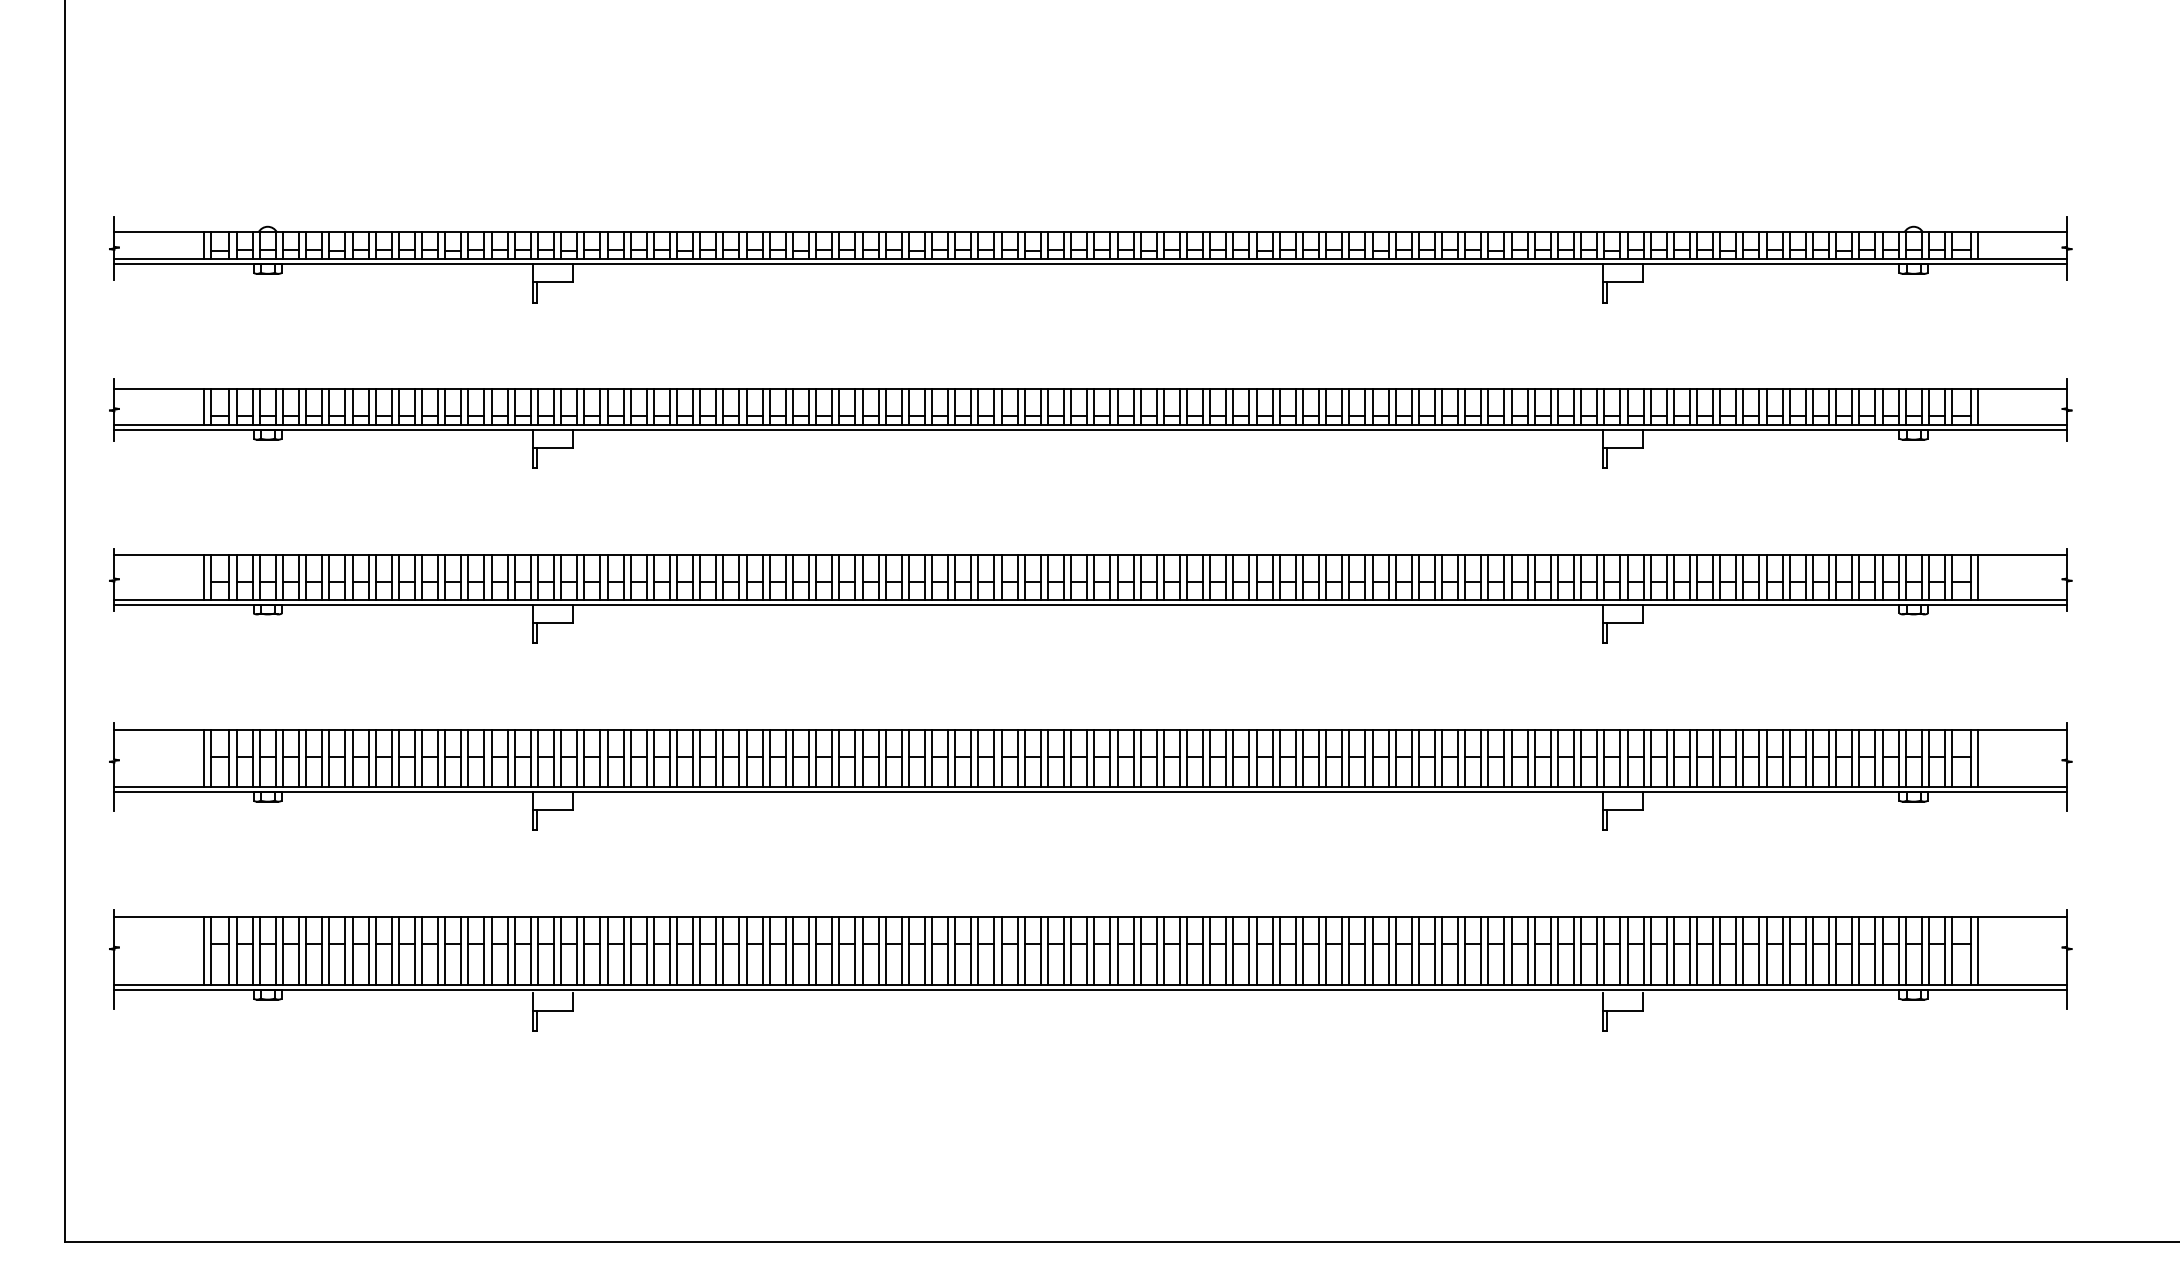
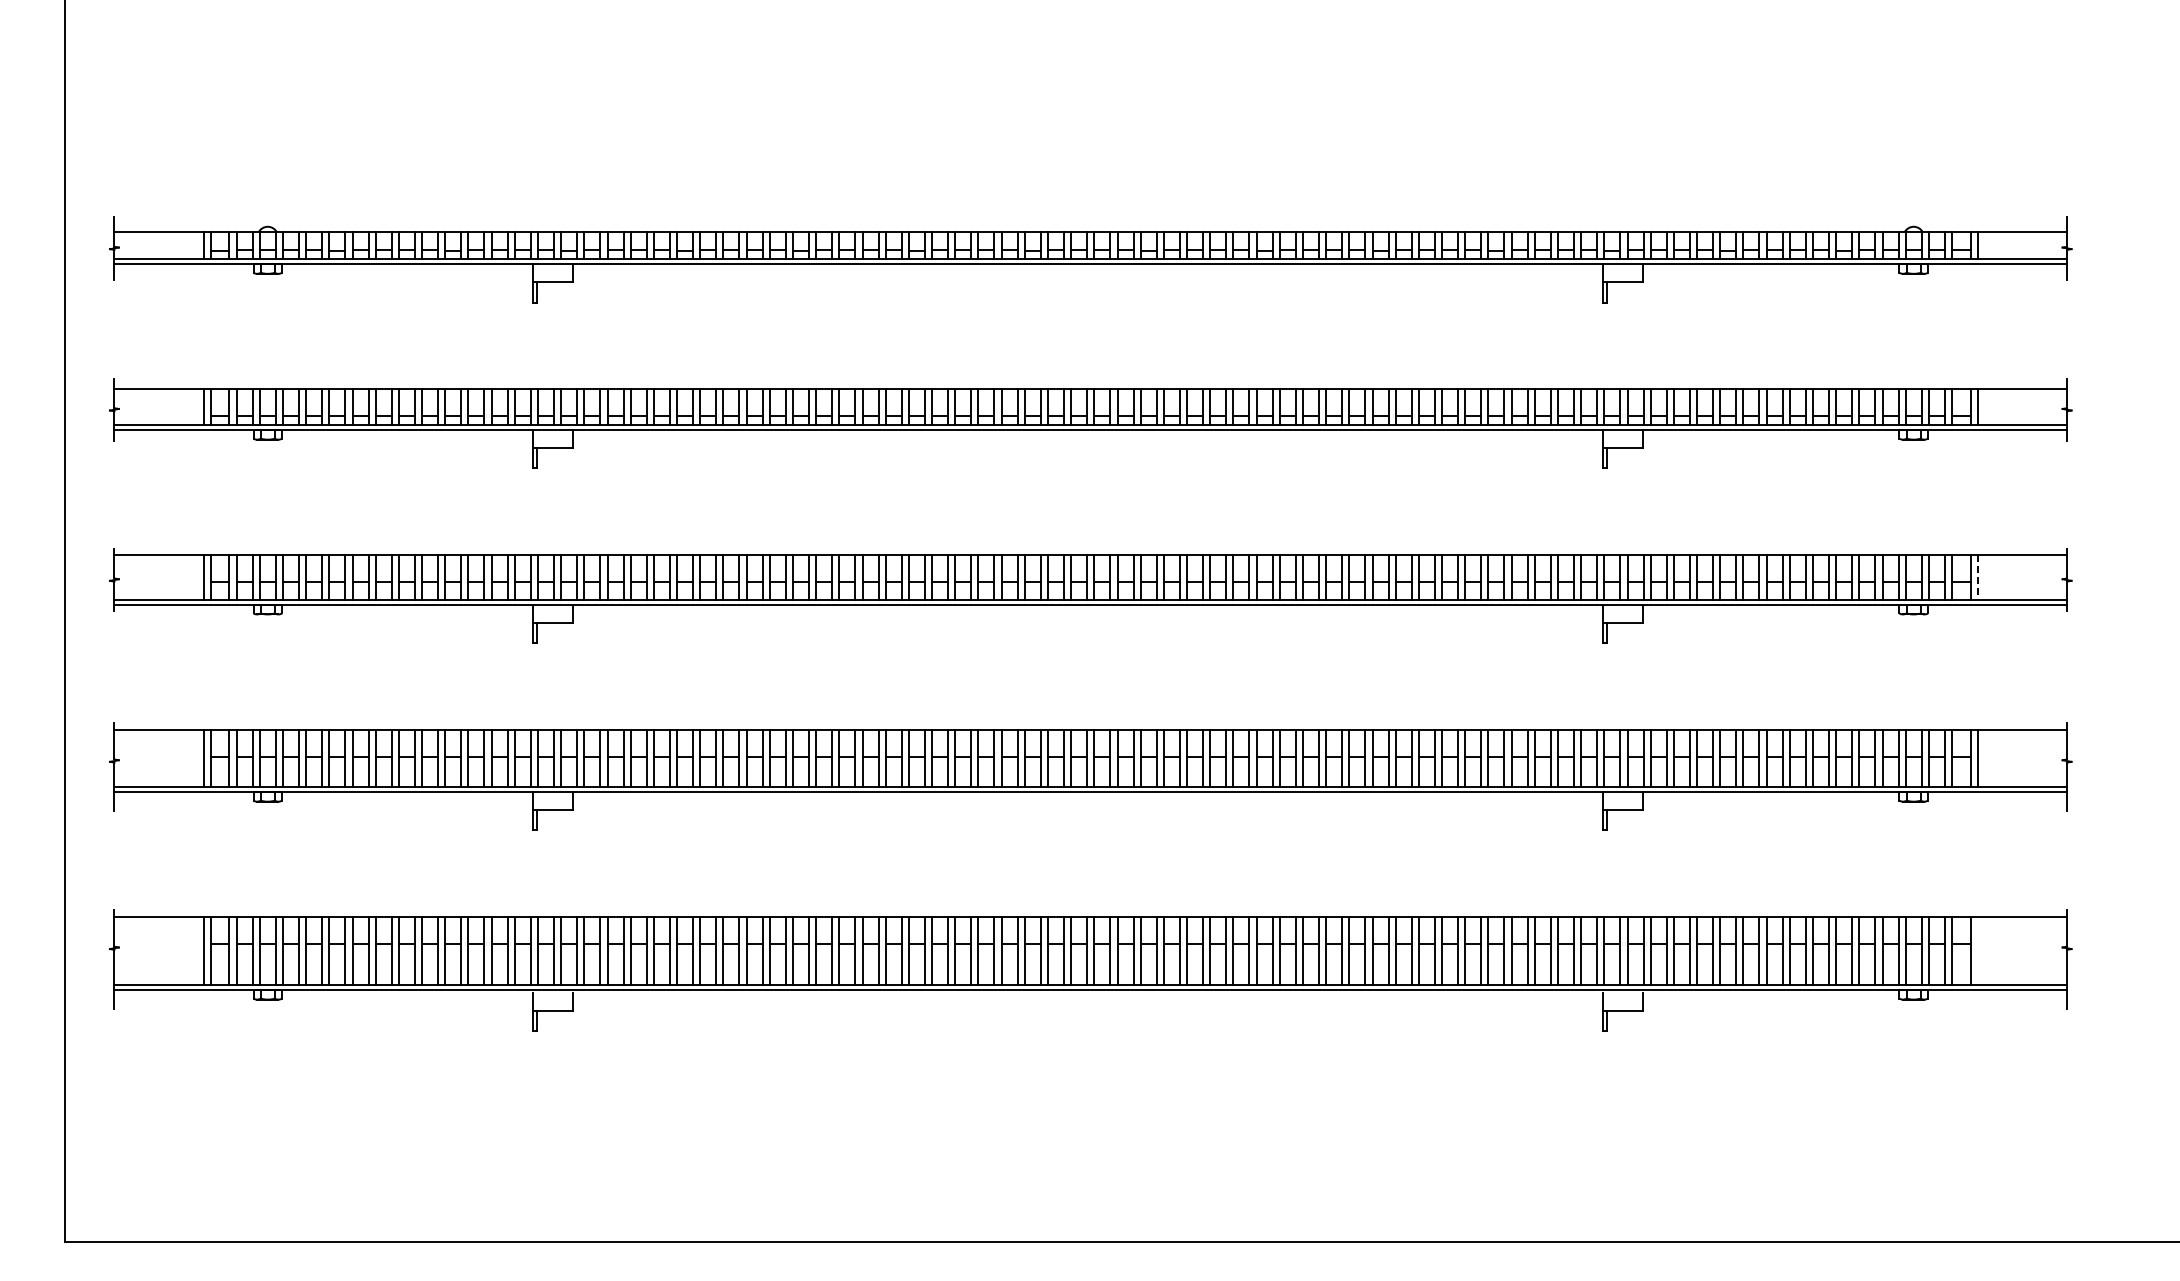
line: solid -> dashed (1977, 577)
line: present -> none (1977, 950)
